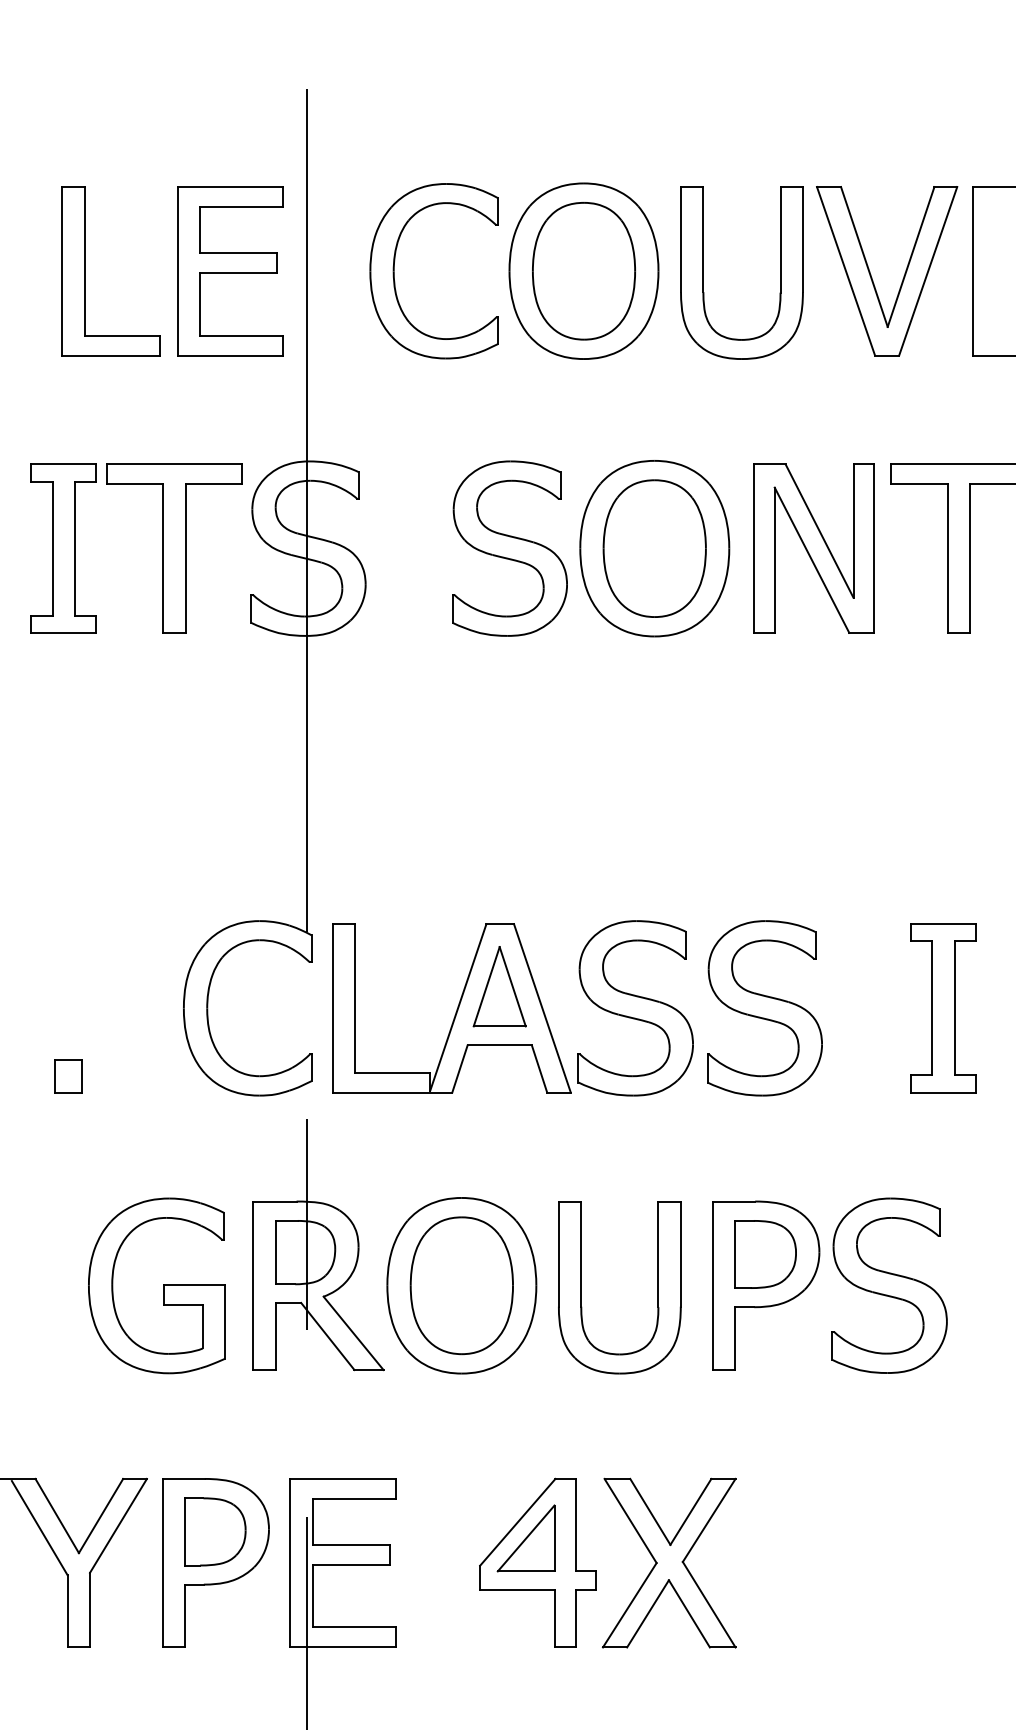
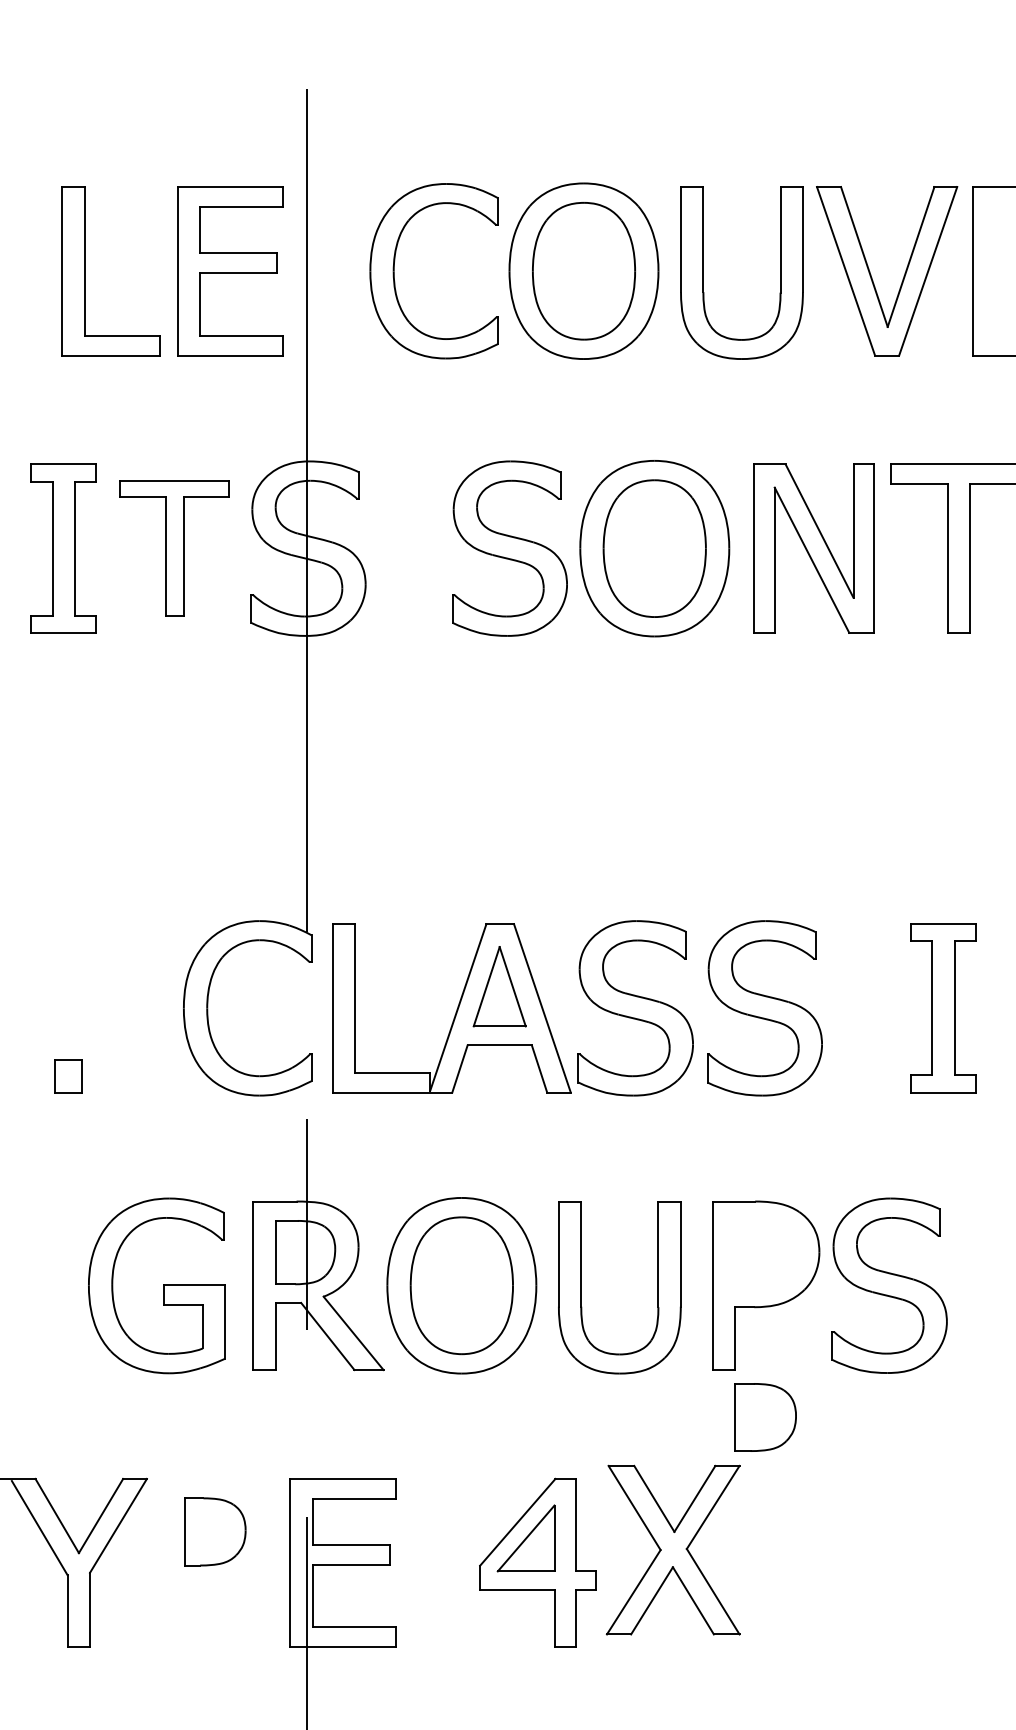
part size: 137x171 px -> 111x137 px (174, 548)
part position: (765, 1254) -> (765, 1417) (765, 1417)
part: present -> none (215, 1562)
part position: (668, 1562) -> (672, 1549) (672, 1549)
